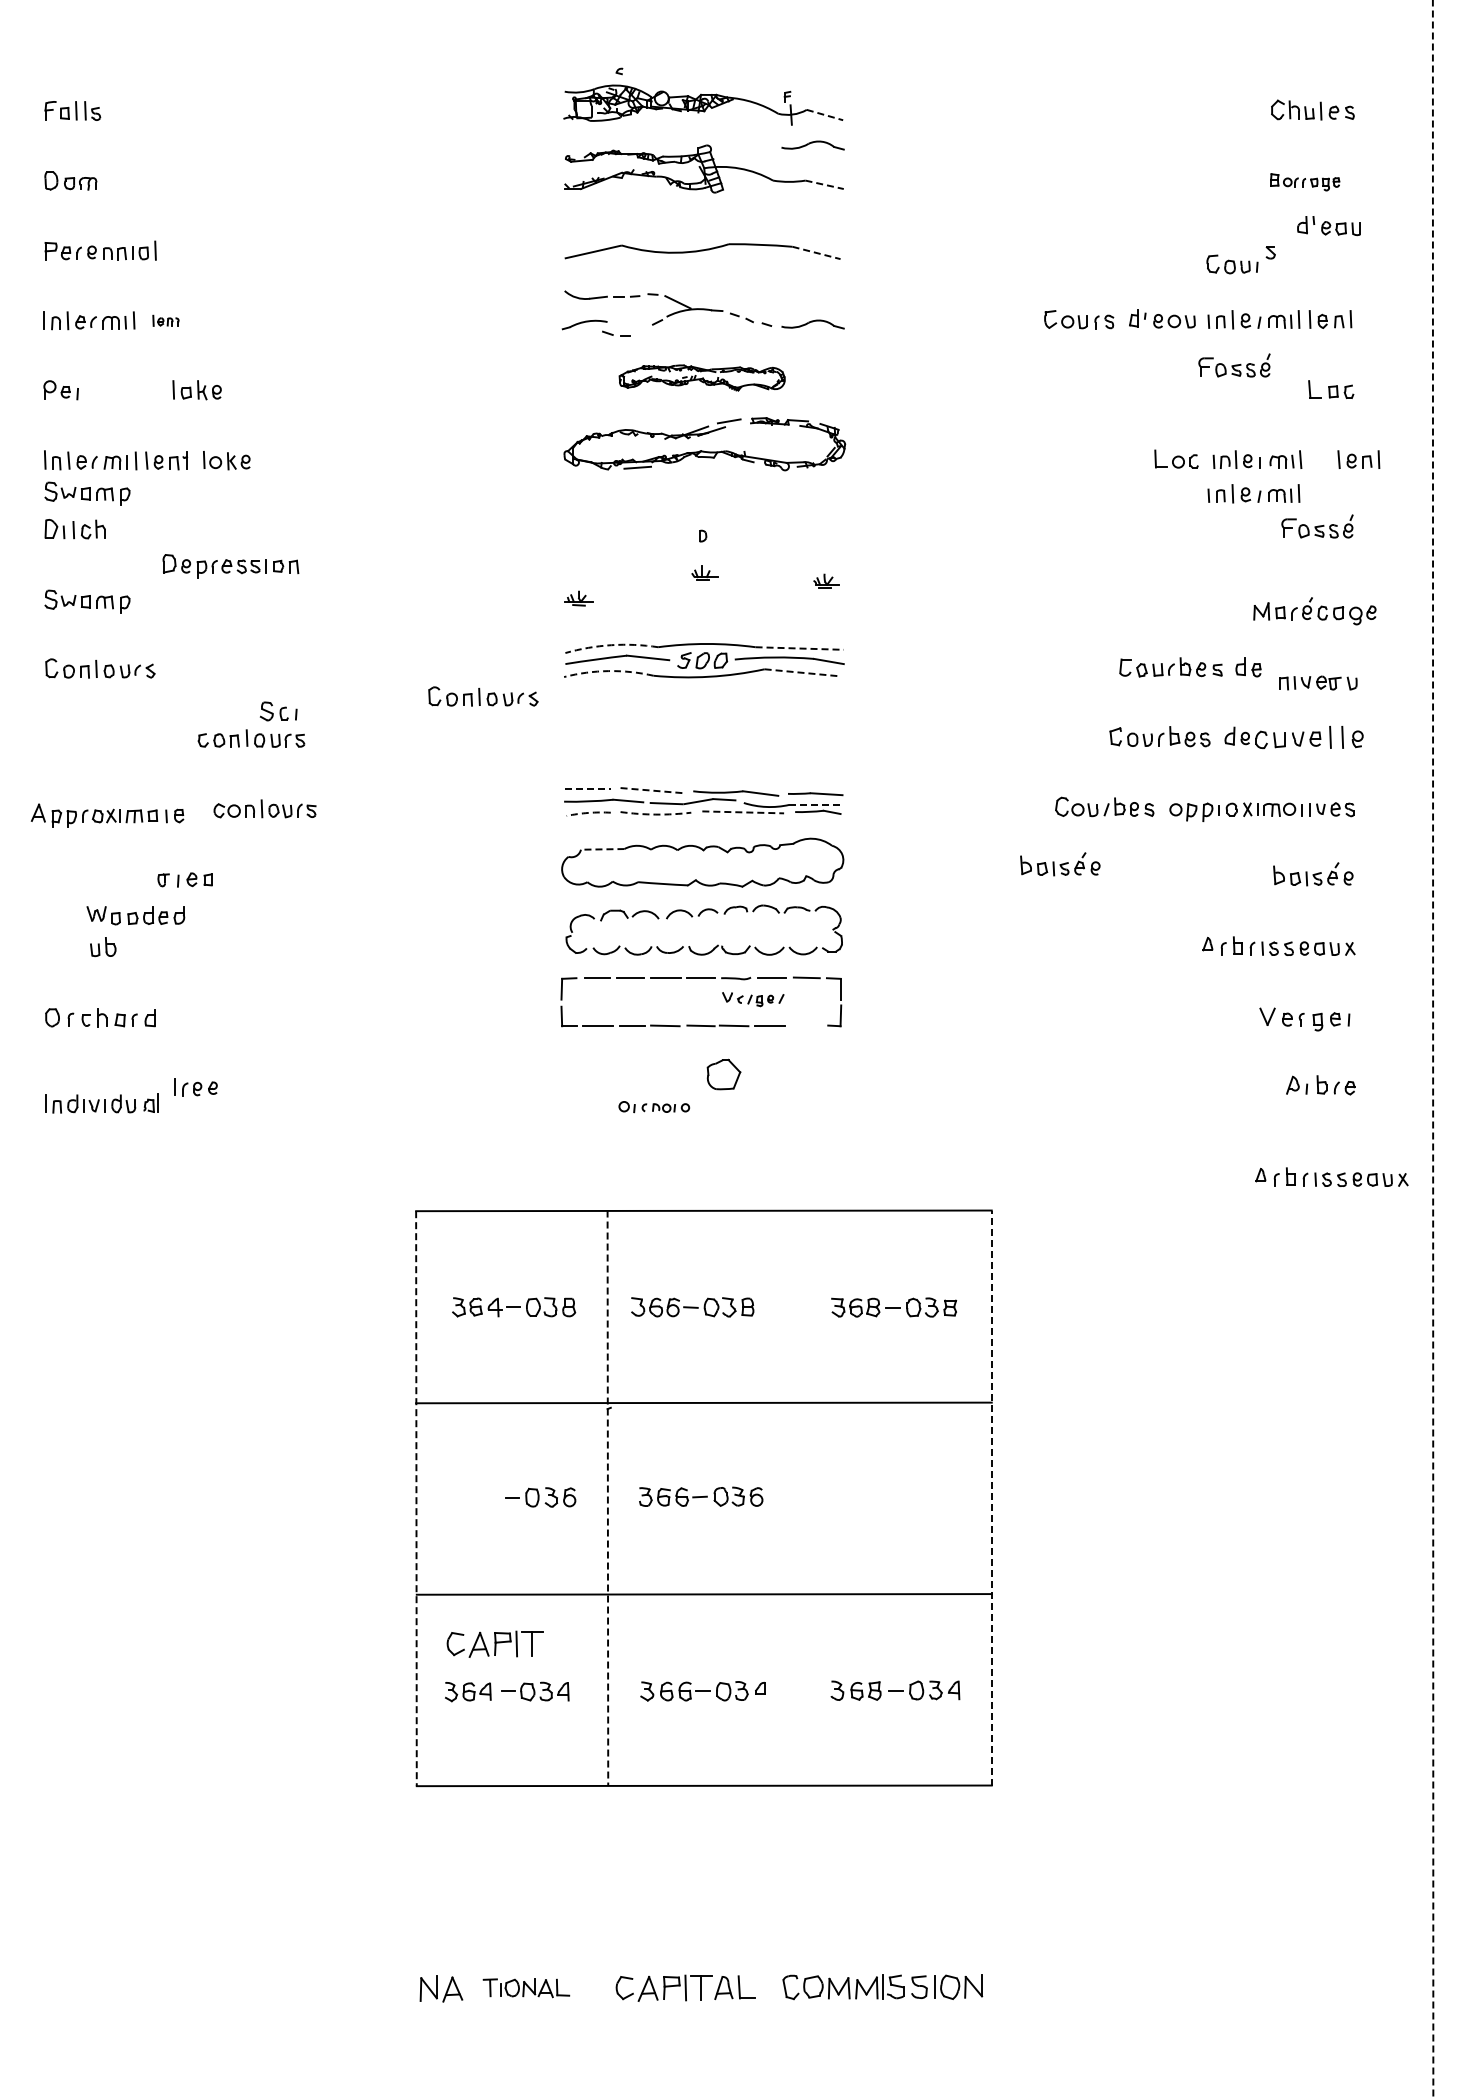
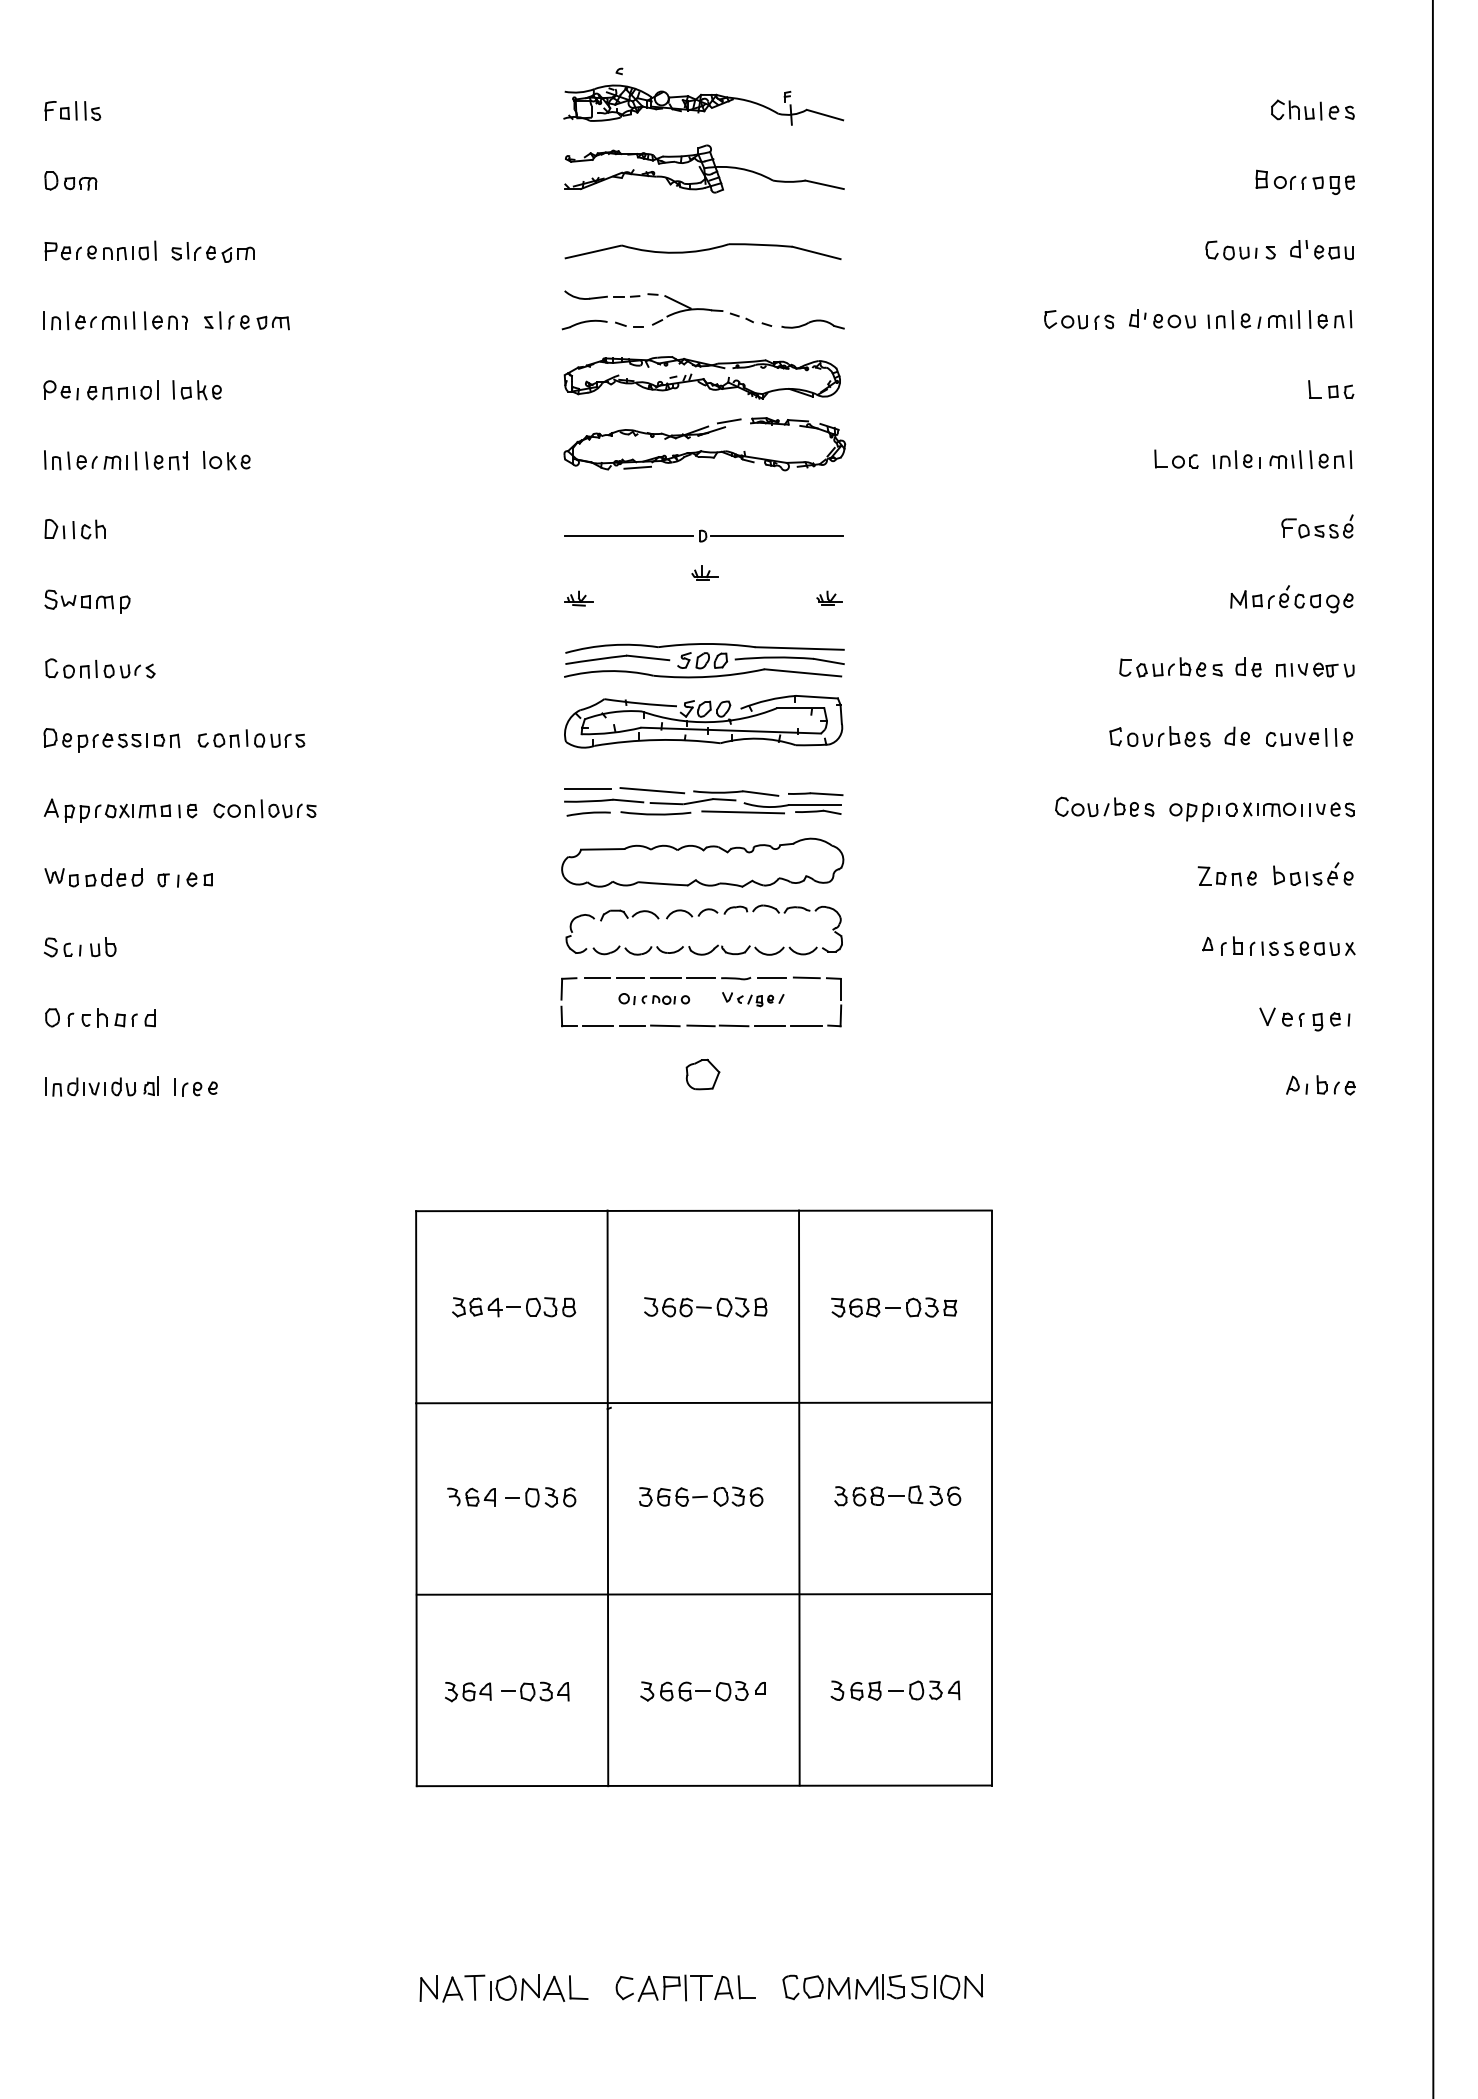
line: dashed -> solid (824, 115)
part: present -> none (812, 145)
part size: 71x19 px -> 100x26 px (1304, 181)
line: dashed -> solid (824, 184)
part position: (1328, 226) -> (1321, 250) (1321, 250)
part: none -> present (212, 252)
line: dashed -> solid (816, 252)
part position: (1232, 264) -> (1231, 250) (1231, 250)
part size: 28x13 px -> 44x20 px (165, 320)
part: none -> present (246, 320)
part position: (616, 333) -> (629, 324) (629, 324)
part: present -> none (1234, 365)
part size: 168x28 px -> 278x44 px (701, 377)
part: none -> present (122, 390)
part position: (1358, 459) -> (1330, 459) (1330, 459)
part: present -> none (87, 493)
part: present -> none (1253, 493)
line: none -> present (628, 535)
line: none -> present (776, 535)
part position: (230, 566) -> (111, 740) (111, 740)
part position: (826, 580) -> (829, 597) (829, 597)
part position: (1314, 611) -> (1291, 599) (1291, 599)
arc: dashed -> solid (611, 645)
line: dashed -> solid (800, 648)
arc: dashed -> solid (608, 671)
line: dashed -> solid (803, 672)
part position: (1318, 682) -> (1315, 669) (1315, 669)
part: present -> none (483, 696)
part position: (278, 711) -> (62, 947) (62, 947)
part: none -> present (703, 721)
part size: 109x24 px -> 87x19 px (1309, 737)
line: dashed -> solid (588, 788)
line: dashed -> solid (652, 790)
line: dashed -> solid (814, 804)
arc: dashed -> solid (588, 812)
line: dashed -> solid (743, 812)
arc: dashed -> solid (655, 814)
part position: (107, 815) -> (120, 810) (120, 810)
line: dashed -> solid (602, 849)
part: present -> none (1060, 864)
part: none -> present (1226, 876)
part position: (135, 915) -> (93, 877) (93, 877)
line: none -> present (805, 1025)
line: dashed -> solid (1433, 1050)
part position: (723, 1074) -> (702, 1074) (702, 1074)
part position: (101, 1103) -> (101, 1086) (101, 1086)
part position: (654, 1107) -> (654, 999) (654, 999)
part: present -> none (1331, 1176)
part position: (692, 1307) -> (705, 1307) (705, 1307)
part: none -> present (897, 1495)
part: none -> present (471, 1496)
line: none -> present (799, 1497)
line: dashed -> solid (991, 1497)
line: dashed -> solid (607, 1498)
line: dashed -> solid (416, 1499)
part: present -> none (494, 1643)
part size: 89x21 px -> 125x28 px (526, 1987)
